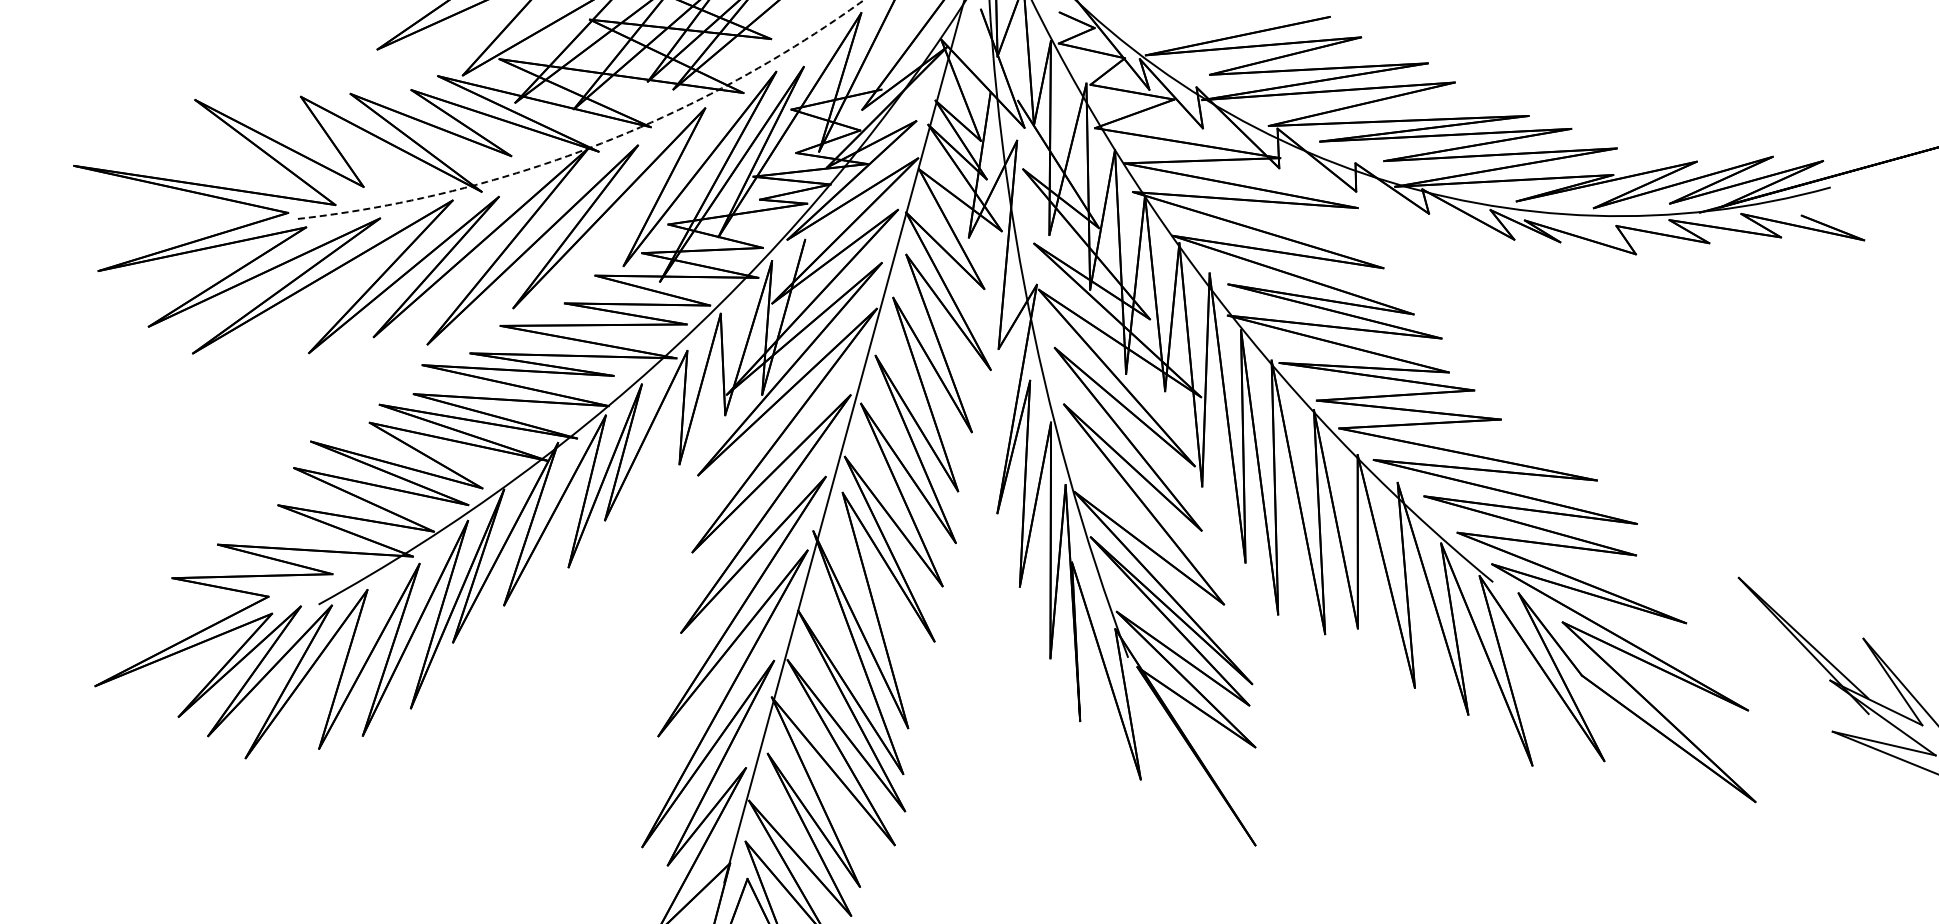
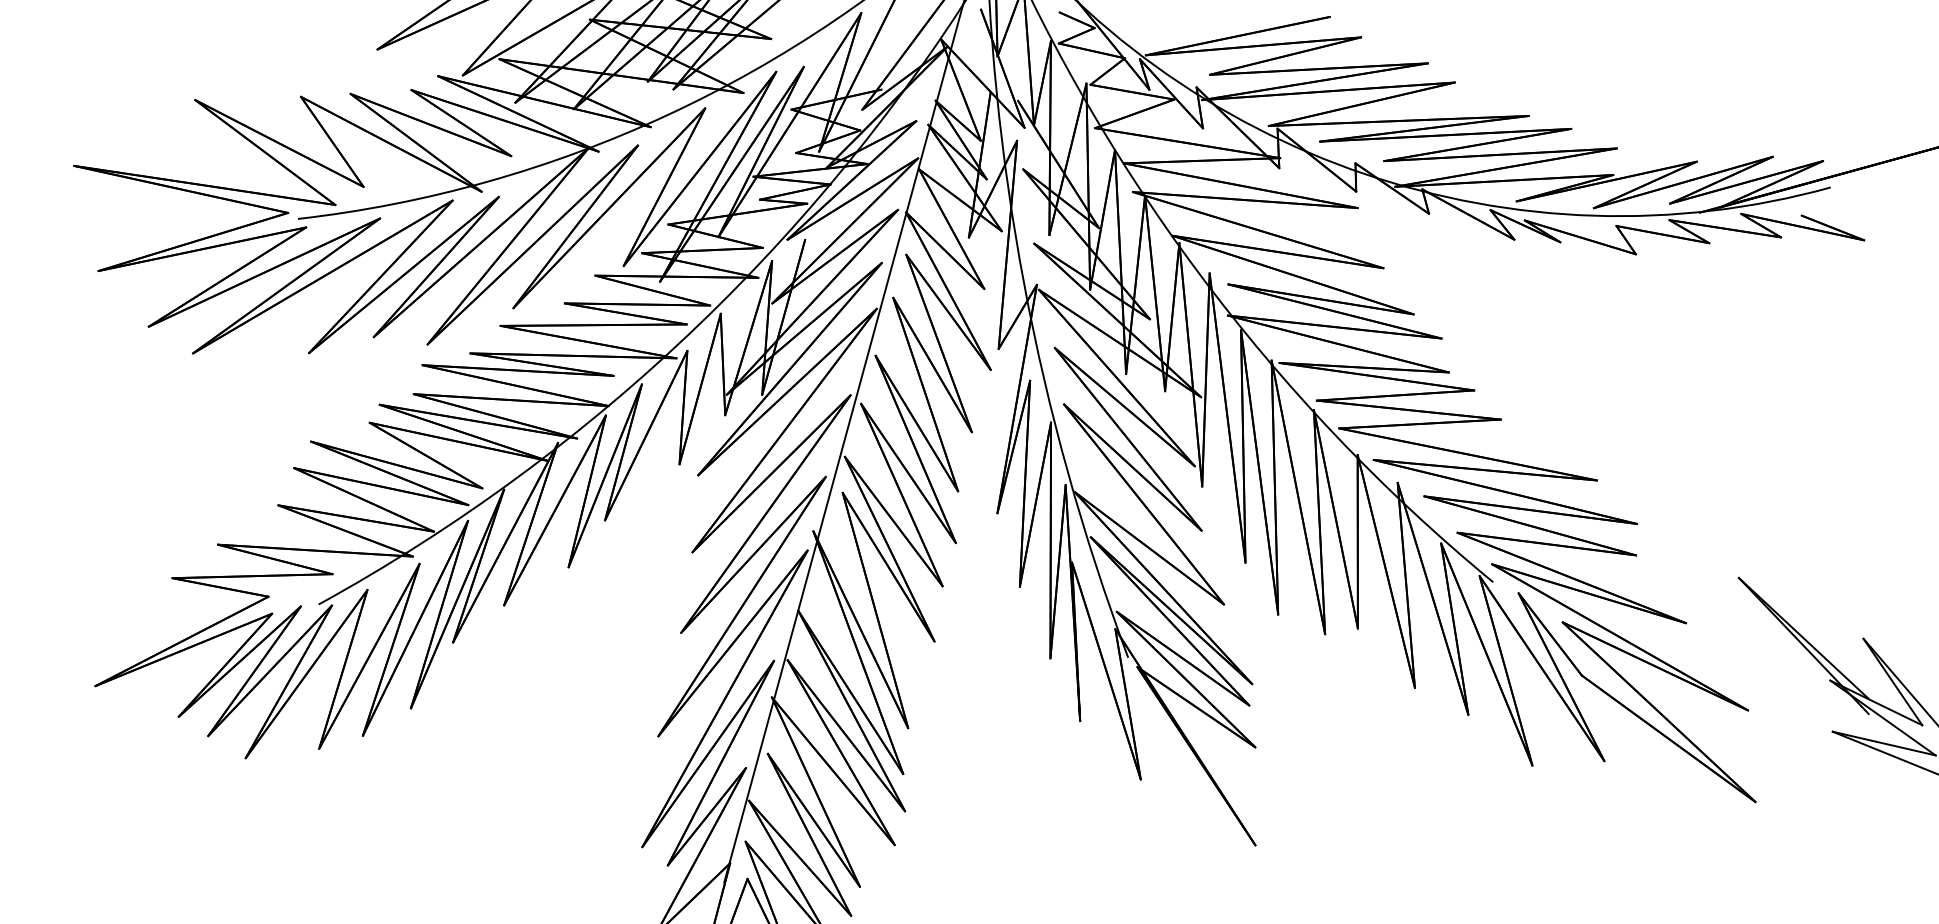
arc: dashed -> solid (596, 145)
